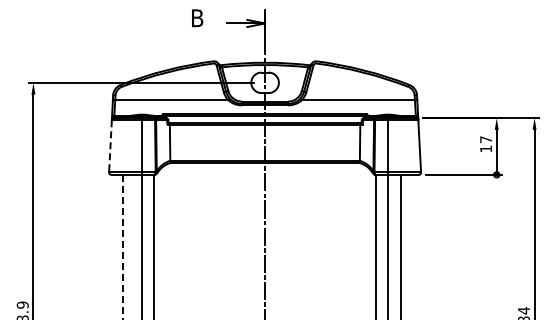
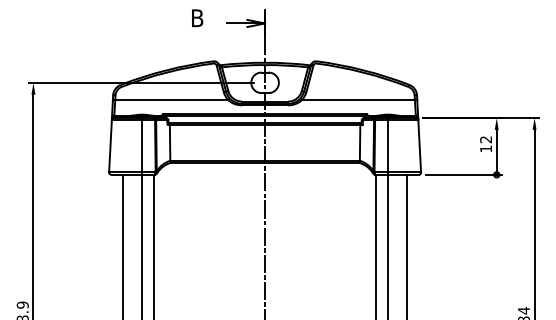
text: 17 -> 12 (485, 139)
line: dashed -> solid (110, 146)
line position: (401, 245) -> (407, 245) (407, 245)
line: dashed -> solid (123, 247)
